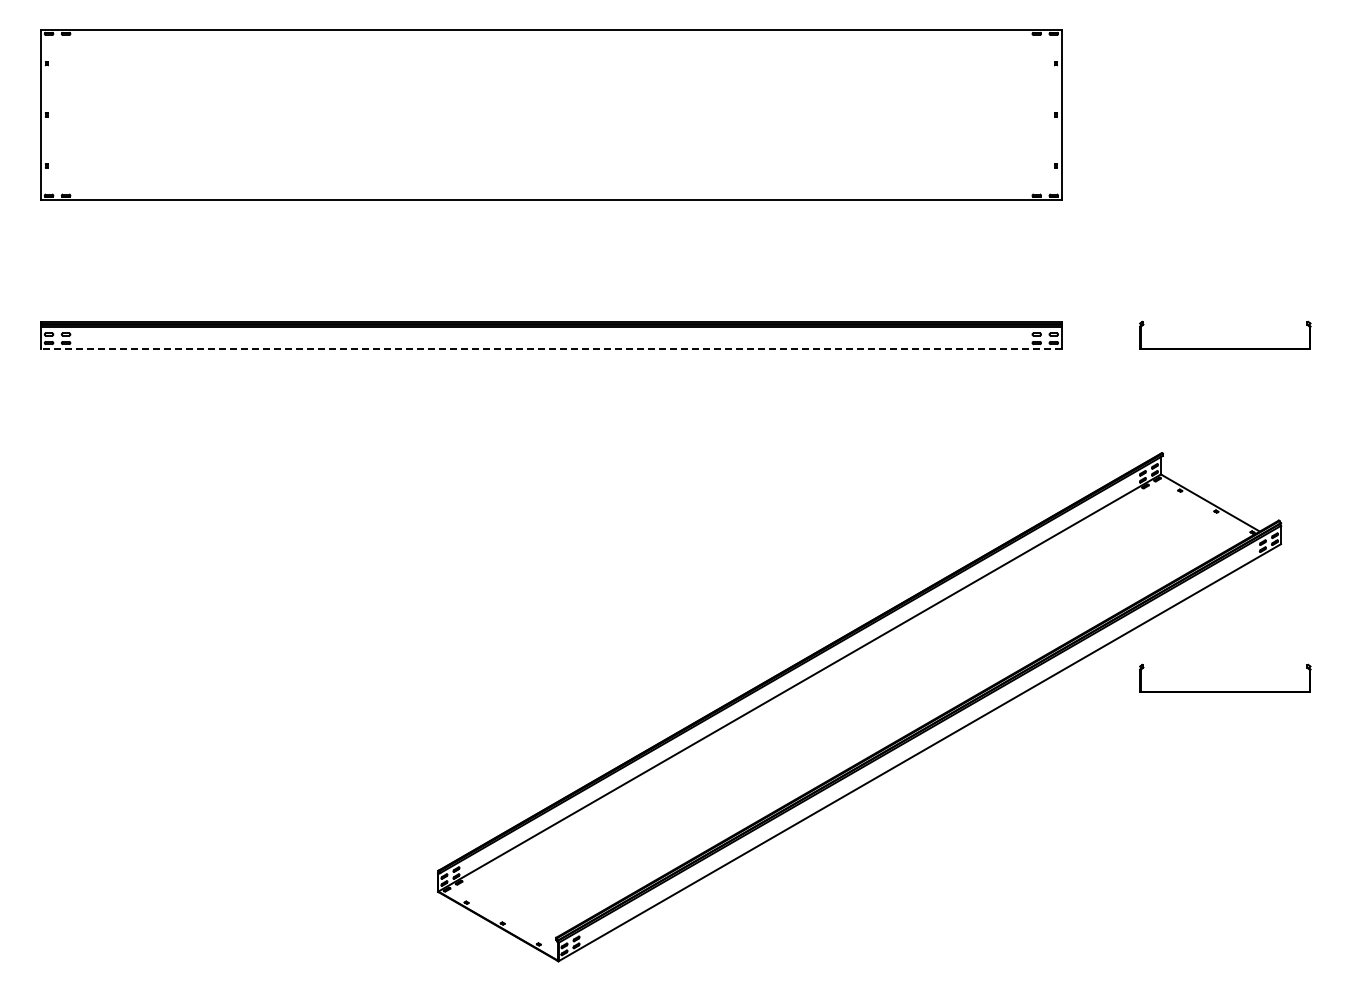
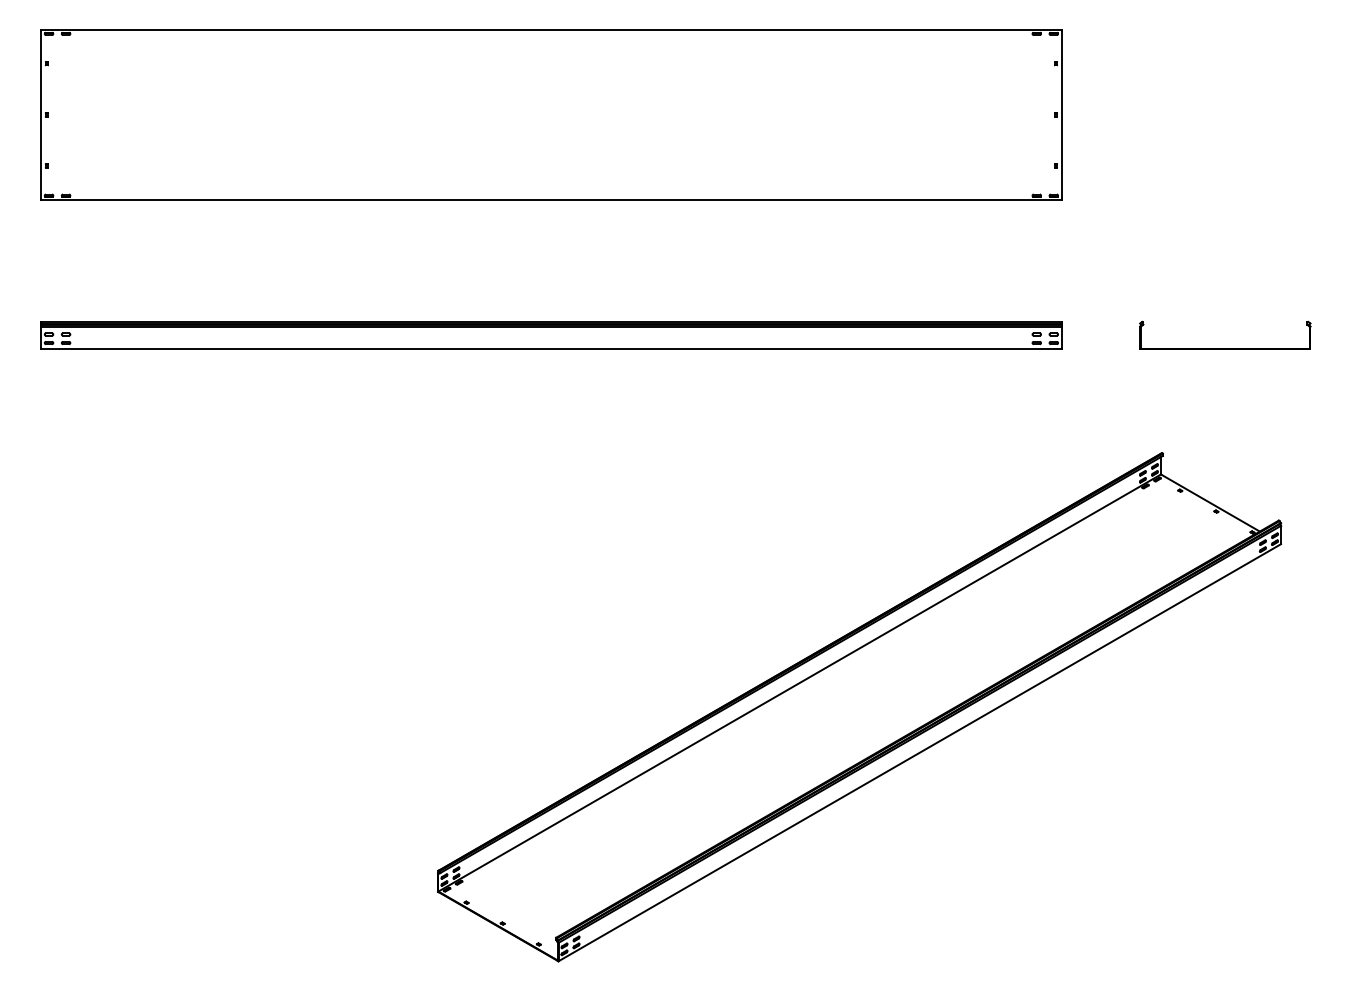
line: dashed -> solid (551, 349)
part: present -> none (1225, 691)
